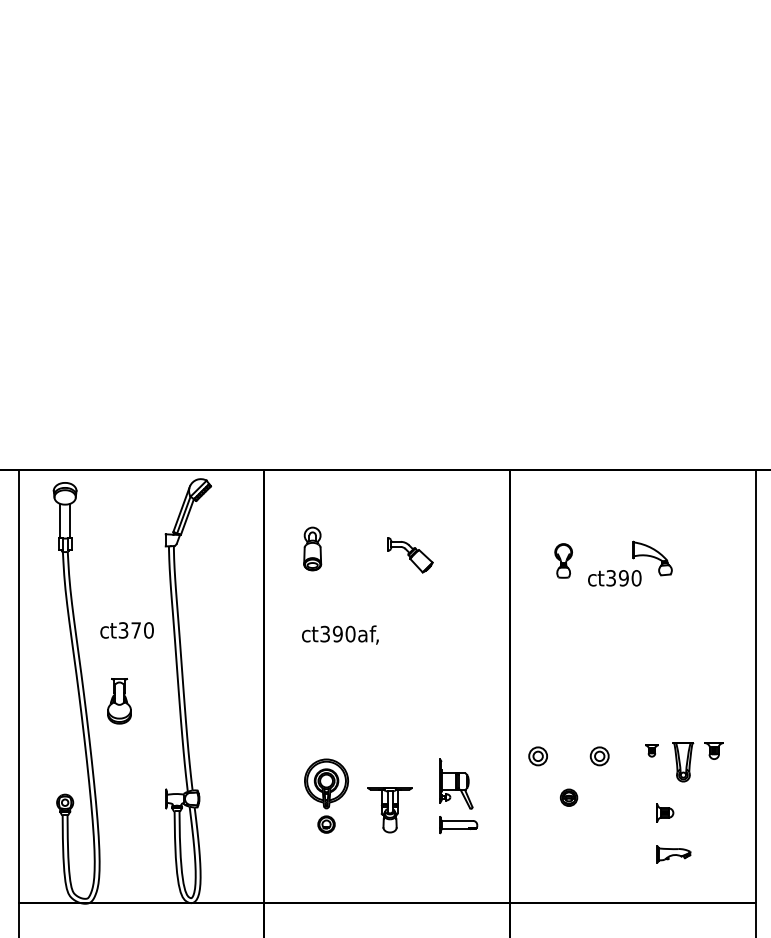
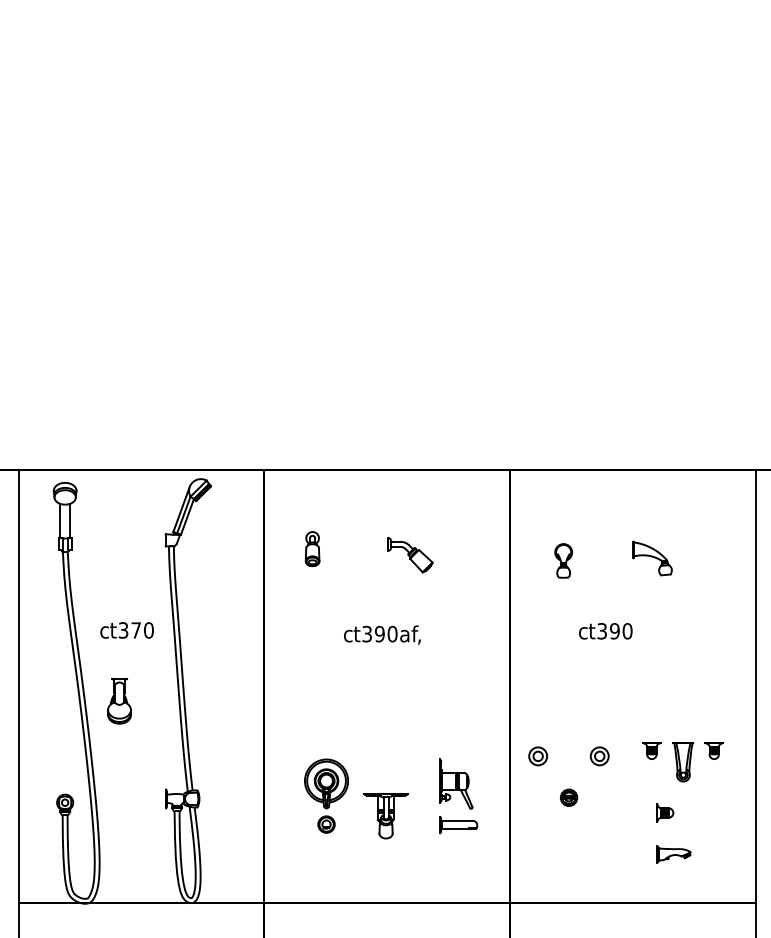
part size: 20x46 px -> 17x37 px (312, 549)
text position: (614, 578) -> (605, 631) (605, 631)
text position: (340, 634) -> (382, 634) (382, 634)
part size: 14x14 px -> 20x18 px (651, 750)
part position: (389, 810) -> (385, 816) (385, 816)
